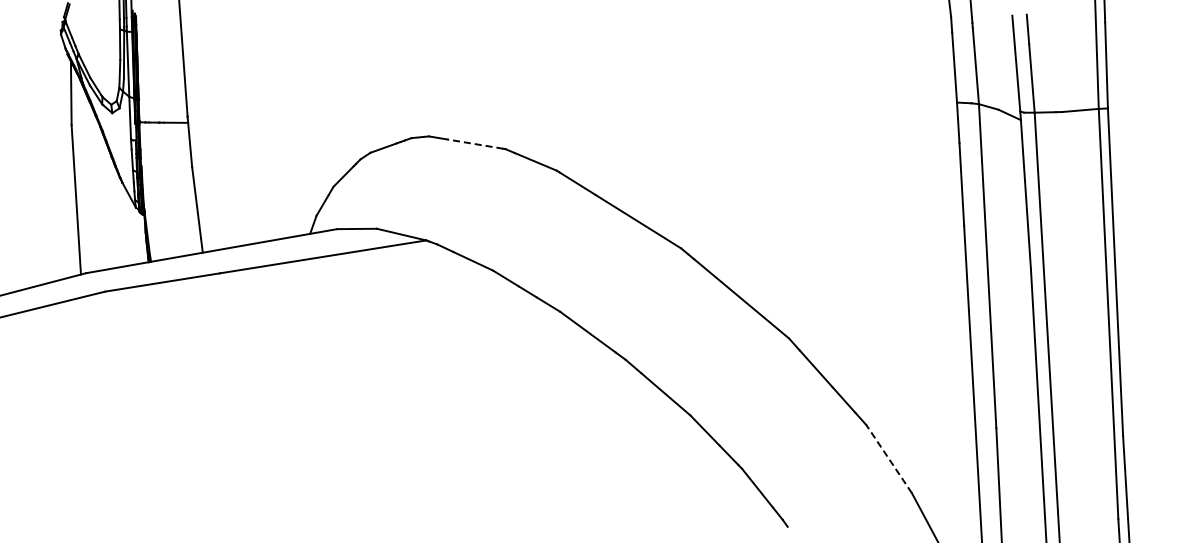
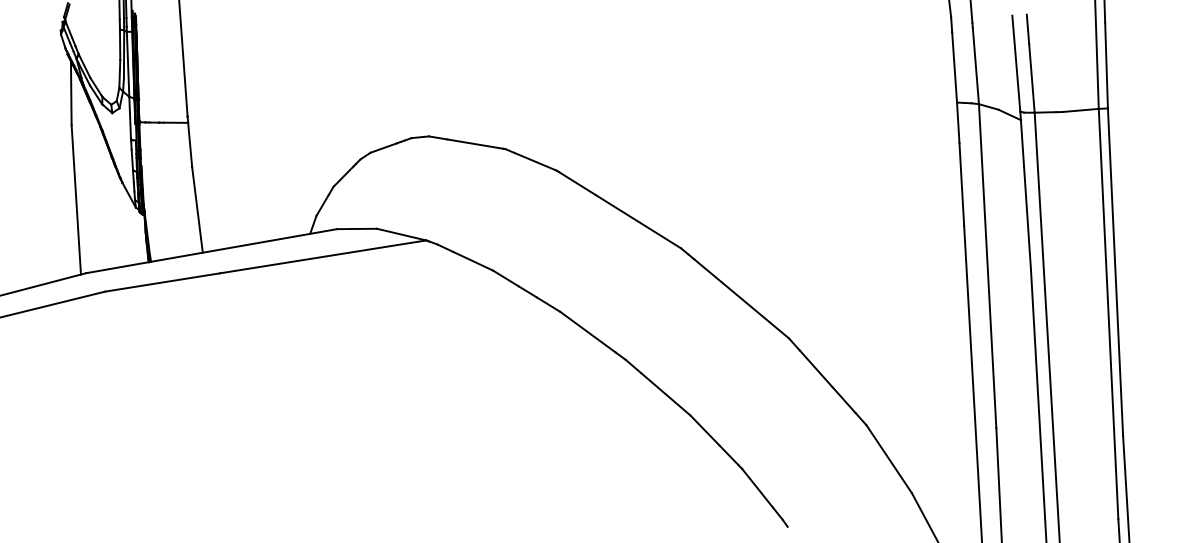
line: dashed -> solid (474, 144)
line: dashed -> solid (889, 459)
